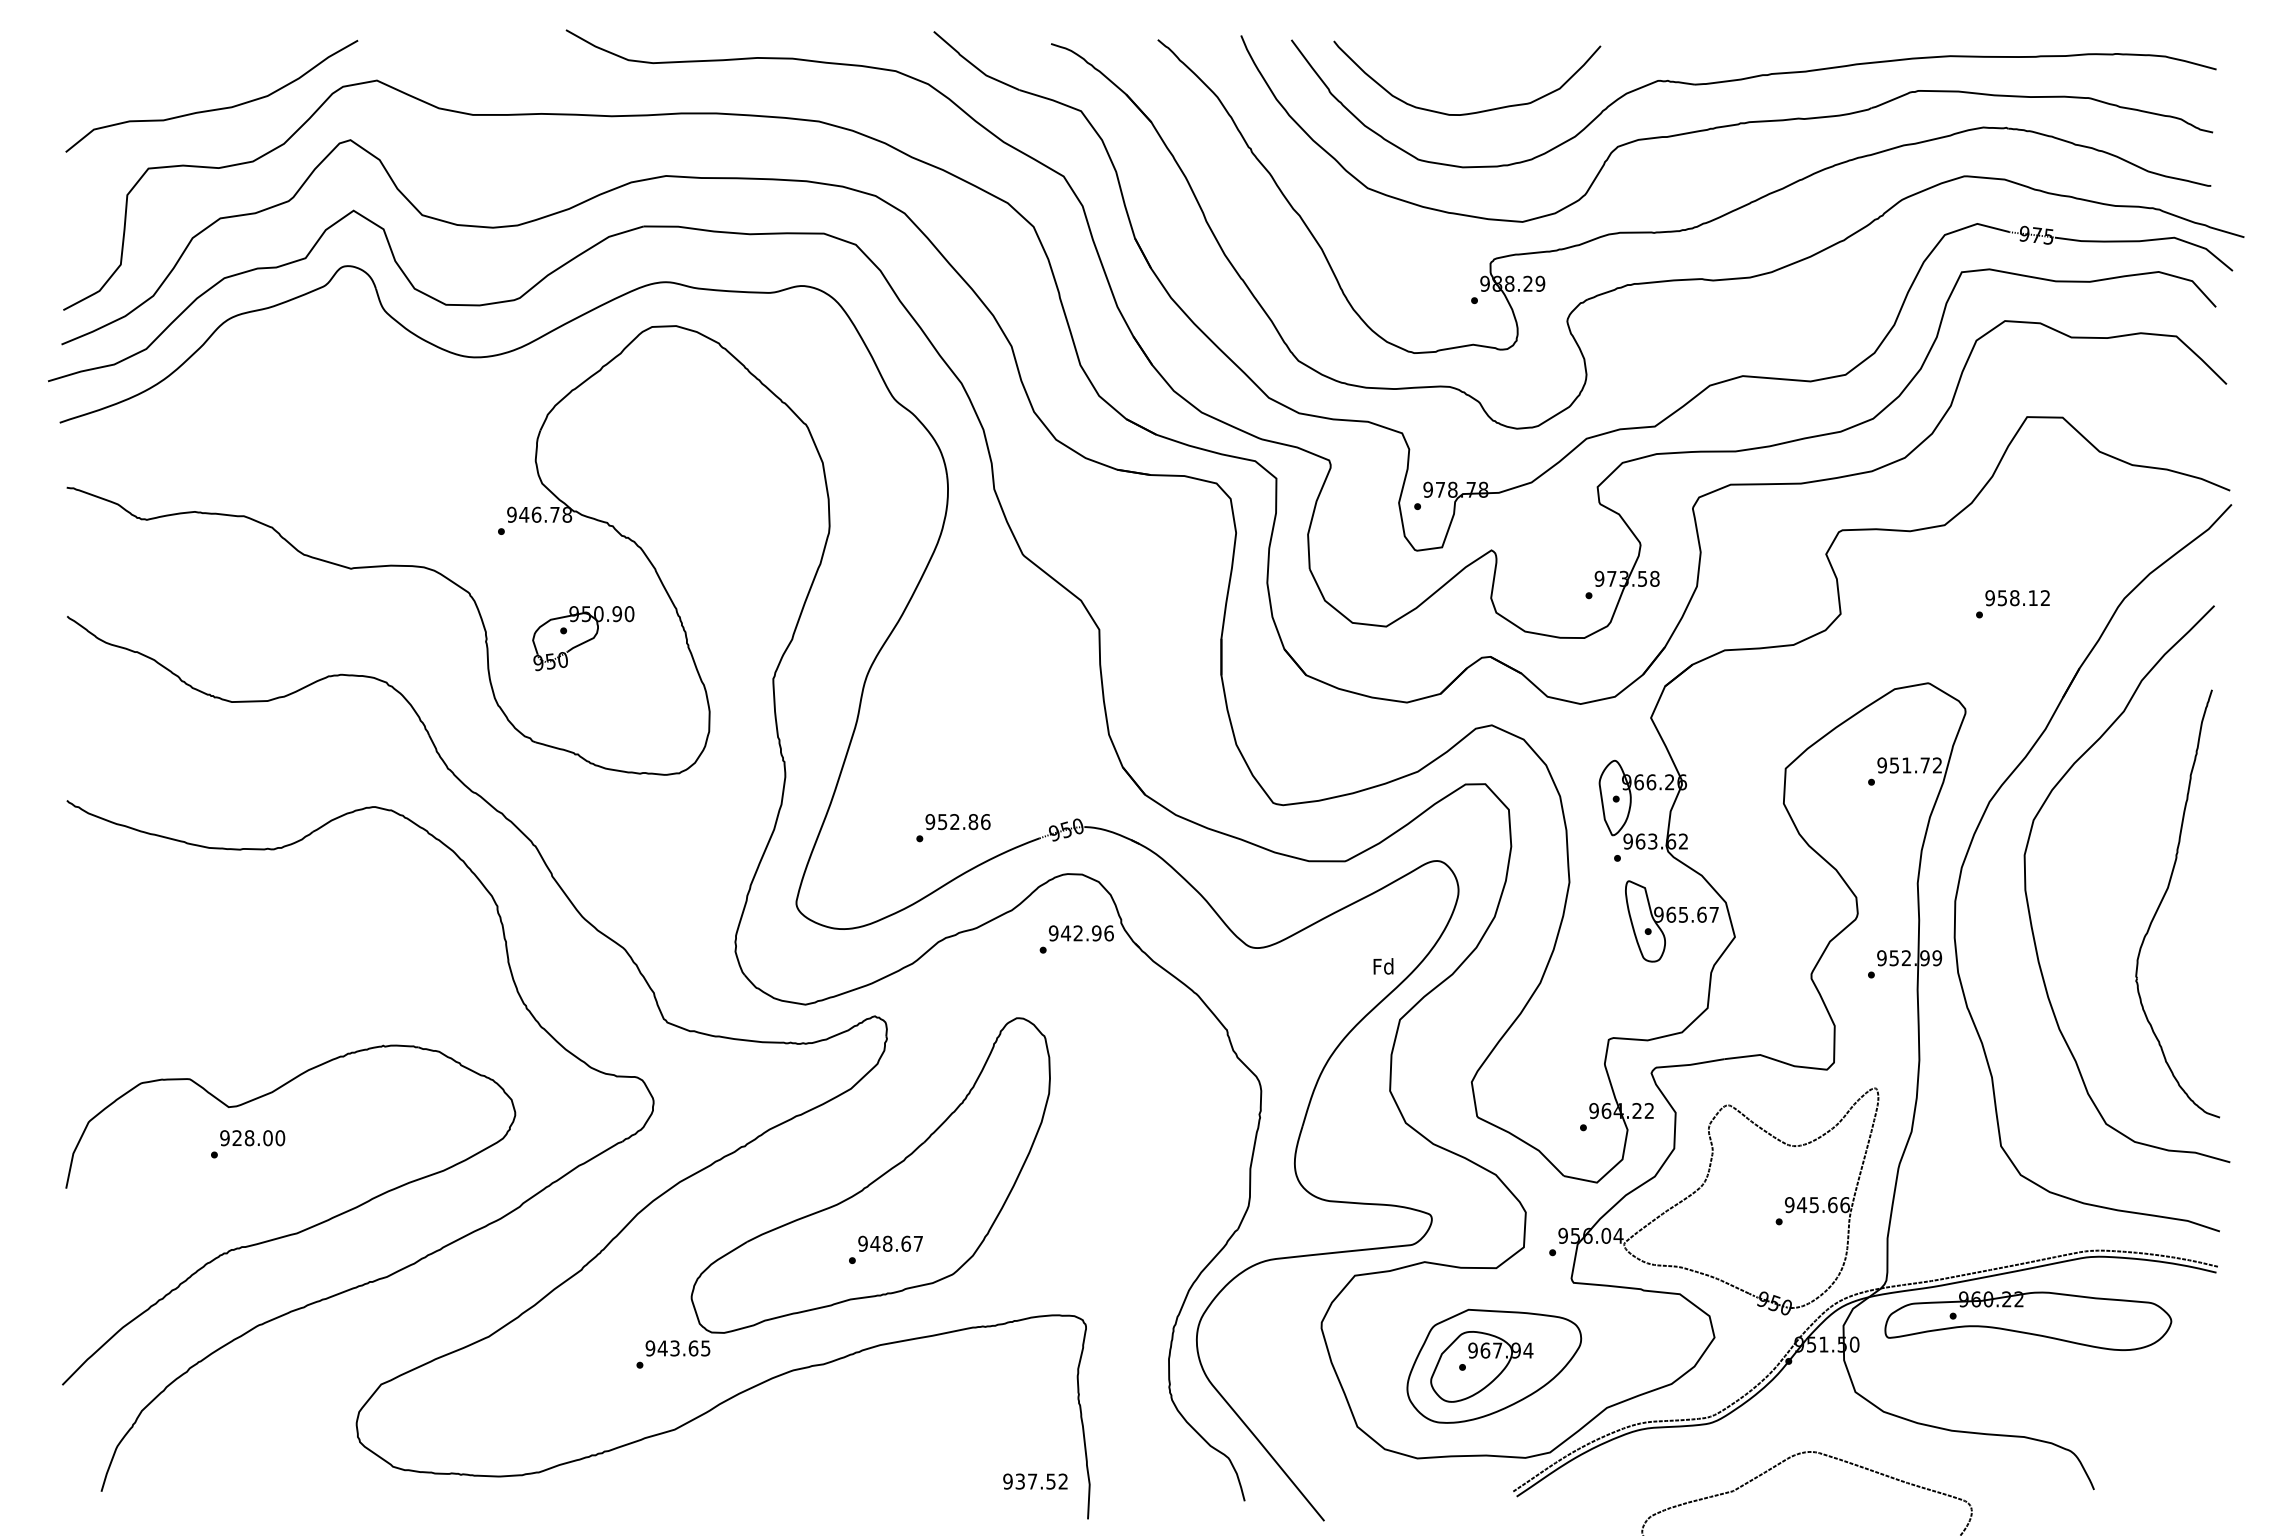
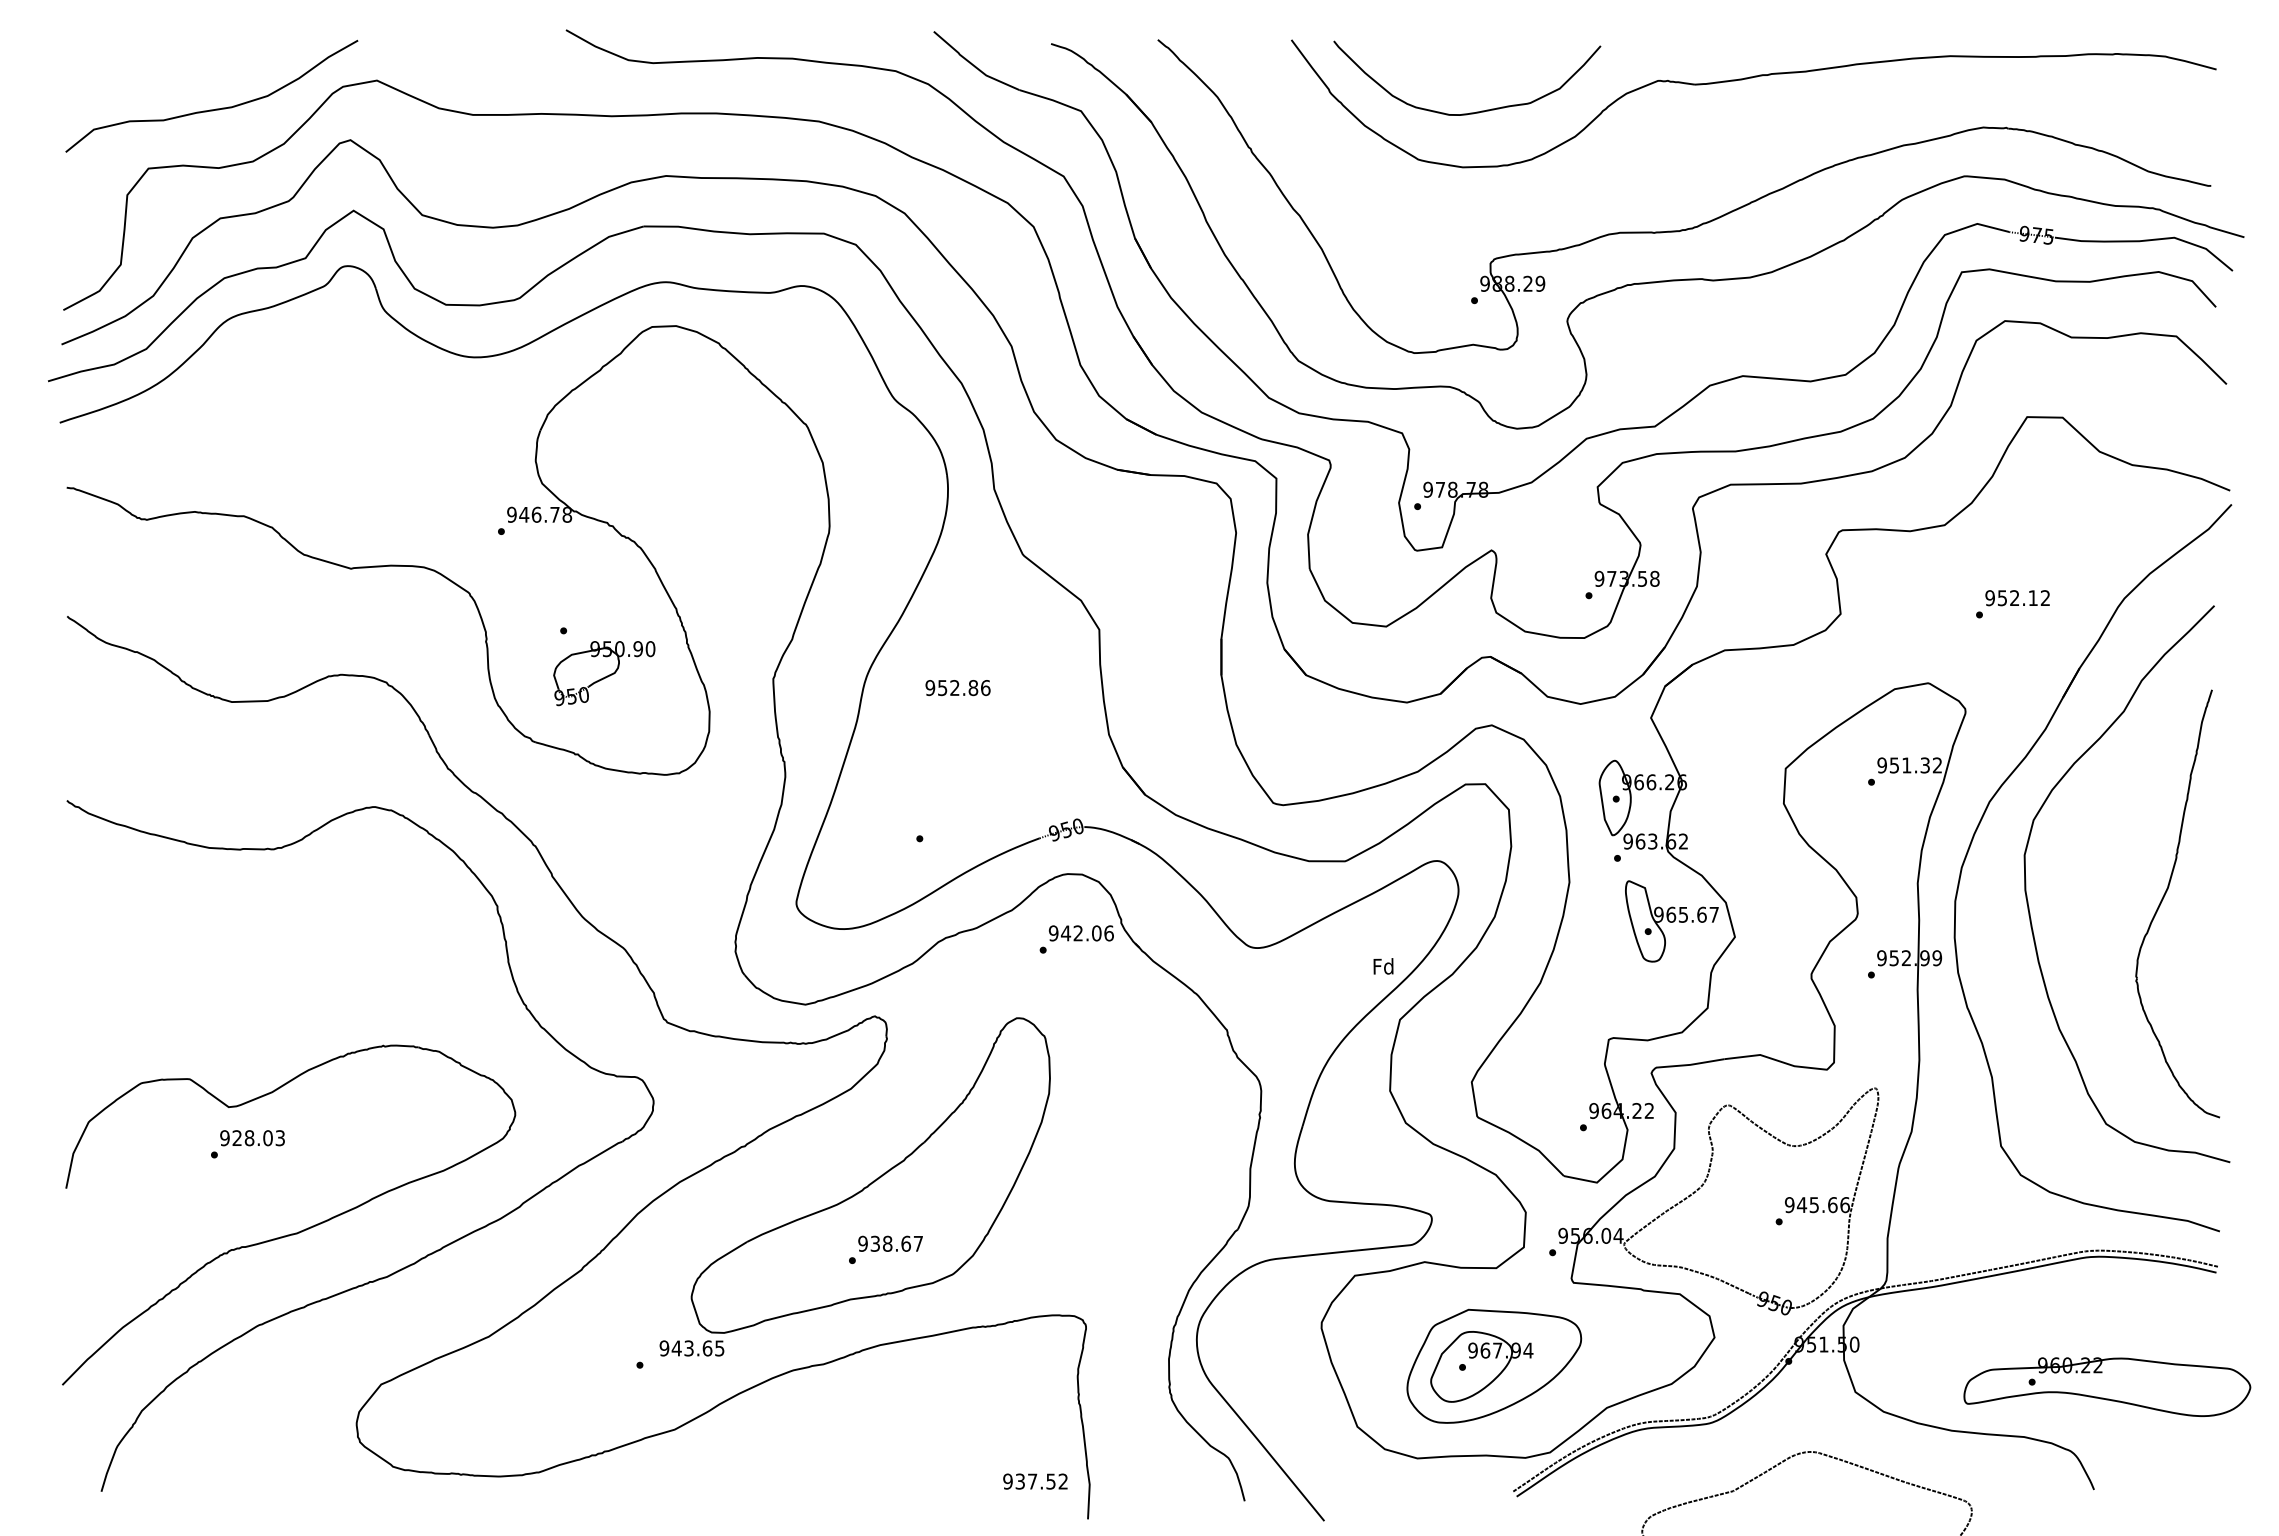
part: present -> none (1726, 128)
text: 958.12 -> 952.12 (2014, 598)
part position: (583, 638) -> (604, 673) (604, 673)
text: 951.72 -> 951.32 (1924, 765)
text position: (957, 822) -> (957, 688) (957, 688)
text: 942.96 -> 942.06 (1096, 933)
text: 928.00 -> 928.03 (280, 1138)
text: 948.67 -> 938.67 (875, 1243)
part position: (2028, 1320) -> (2107, 1386) (2107, 1386)
text position: (677, 1348) -> (691, 1348) (691, 1348)
